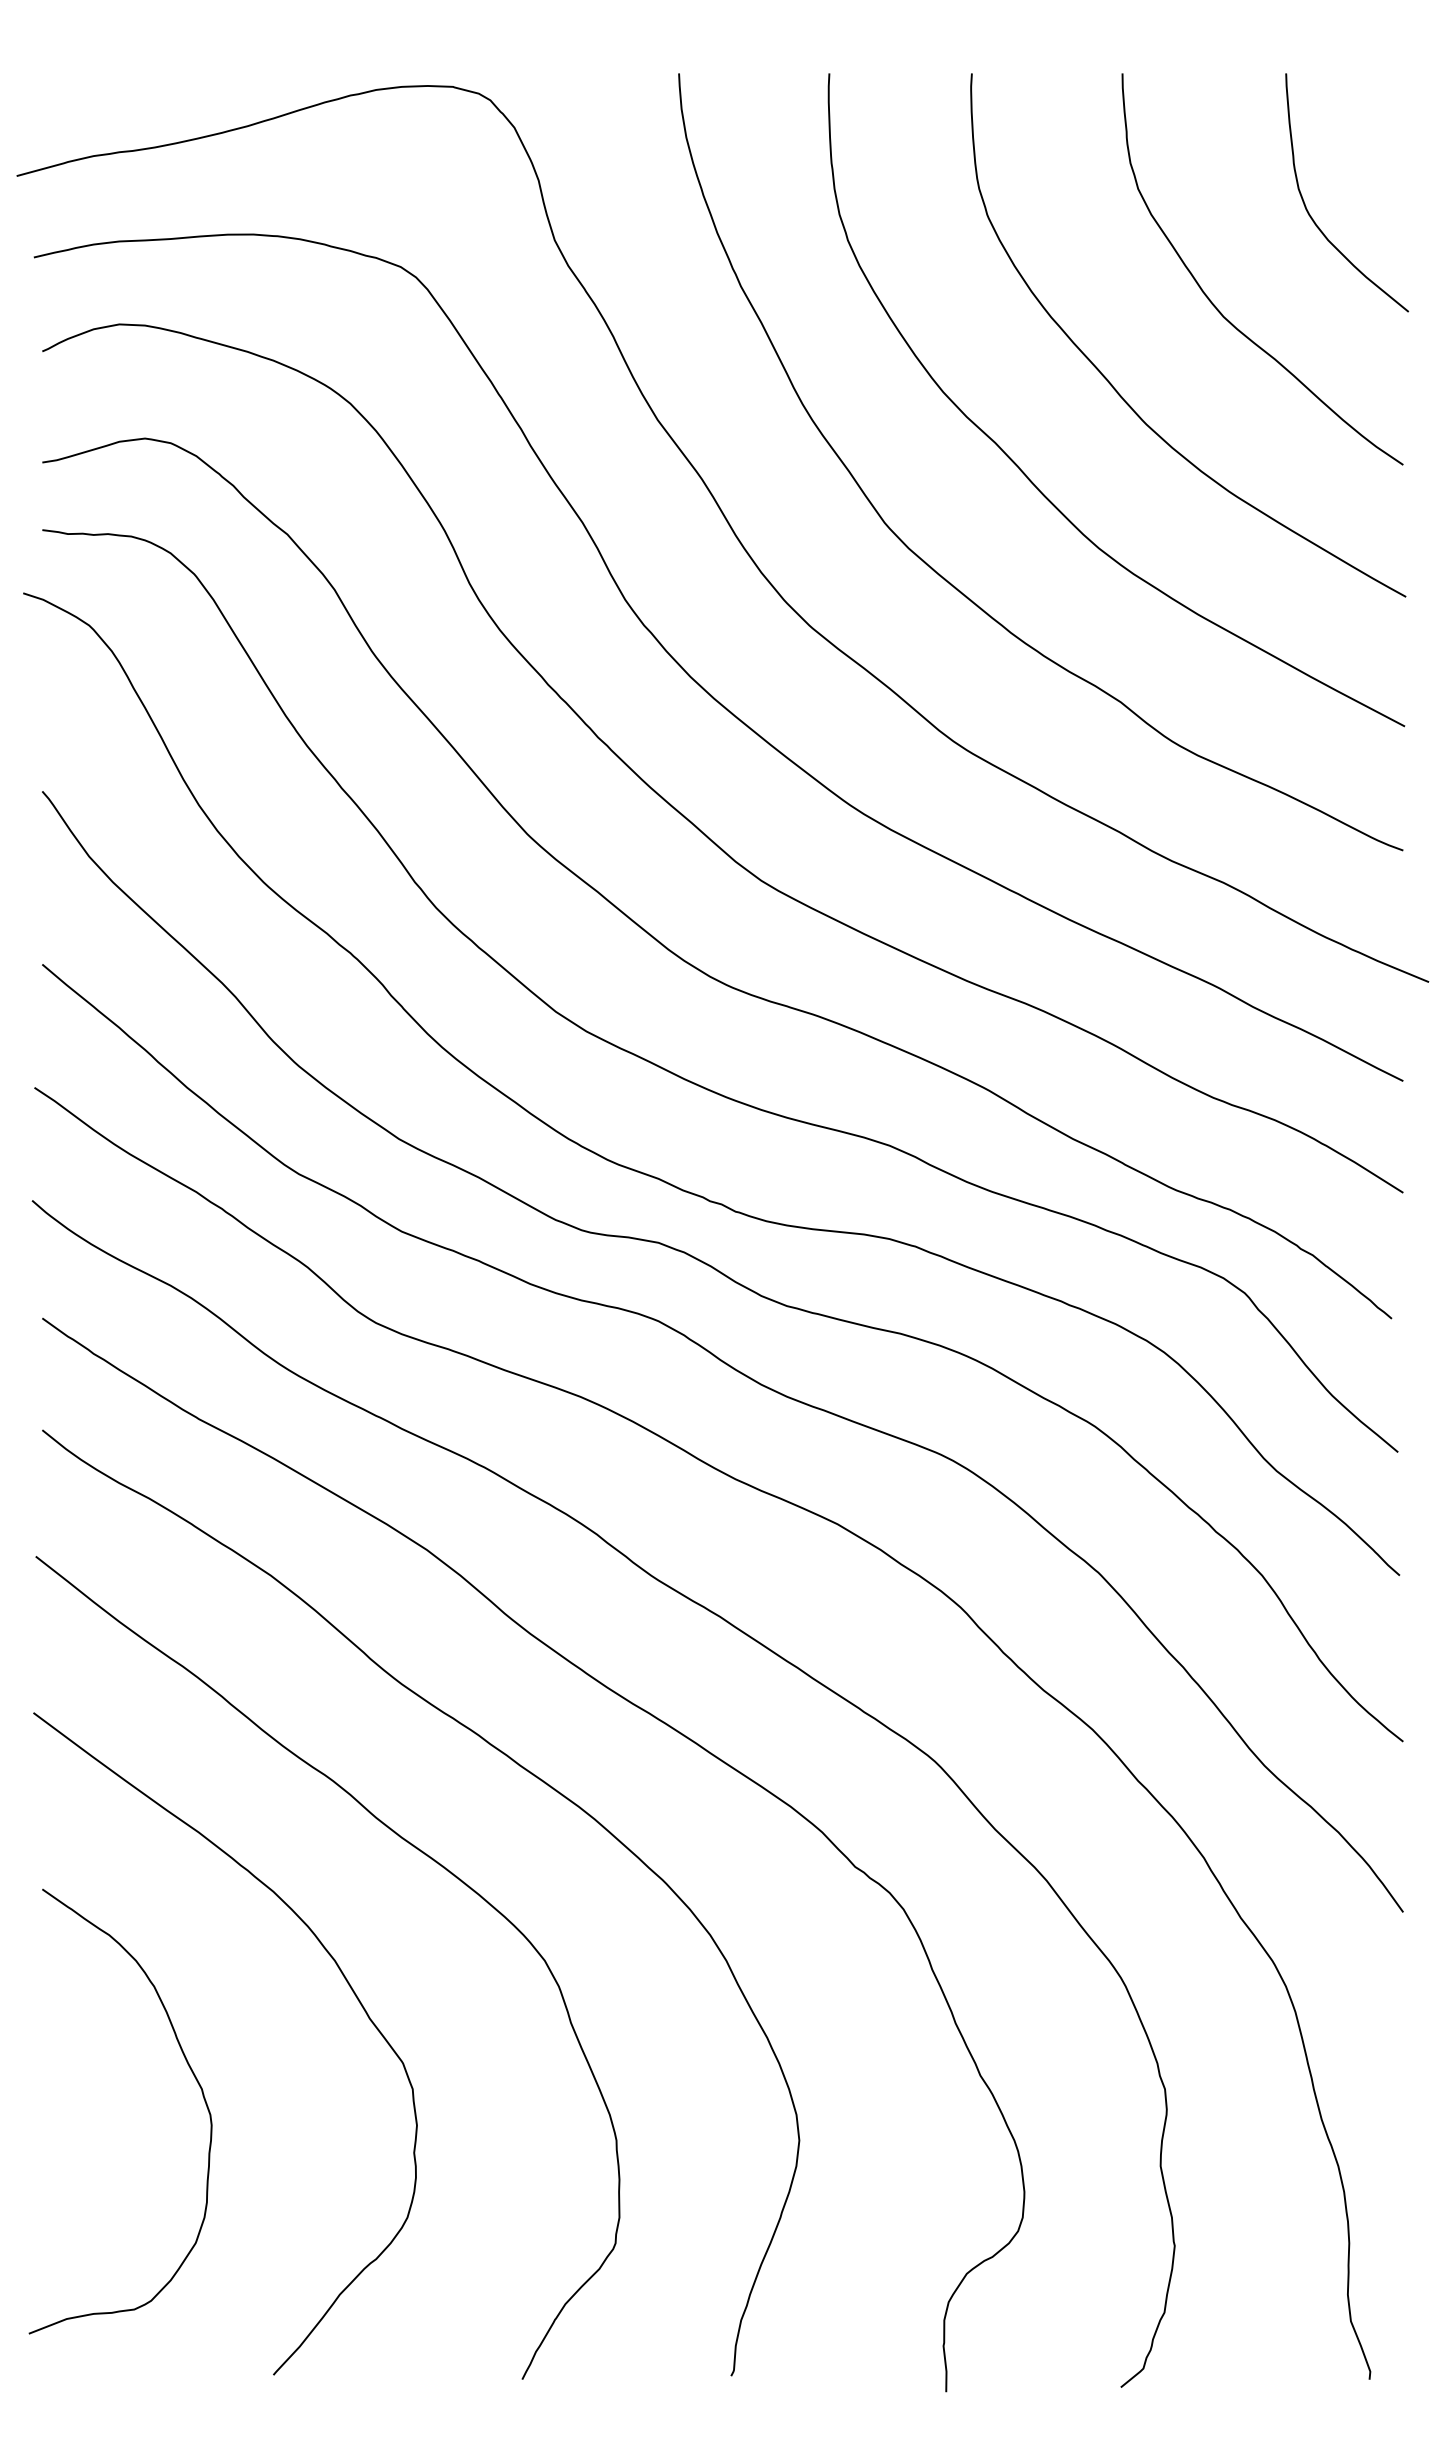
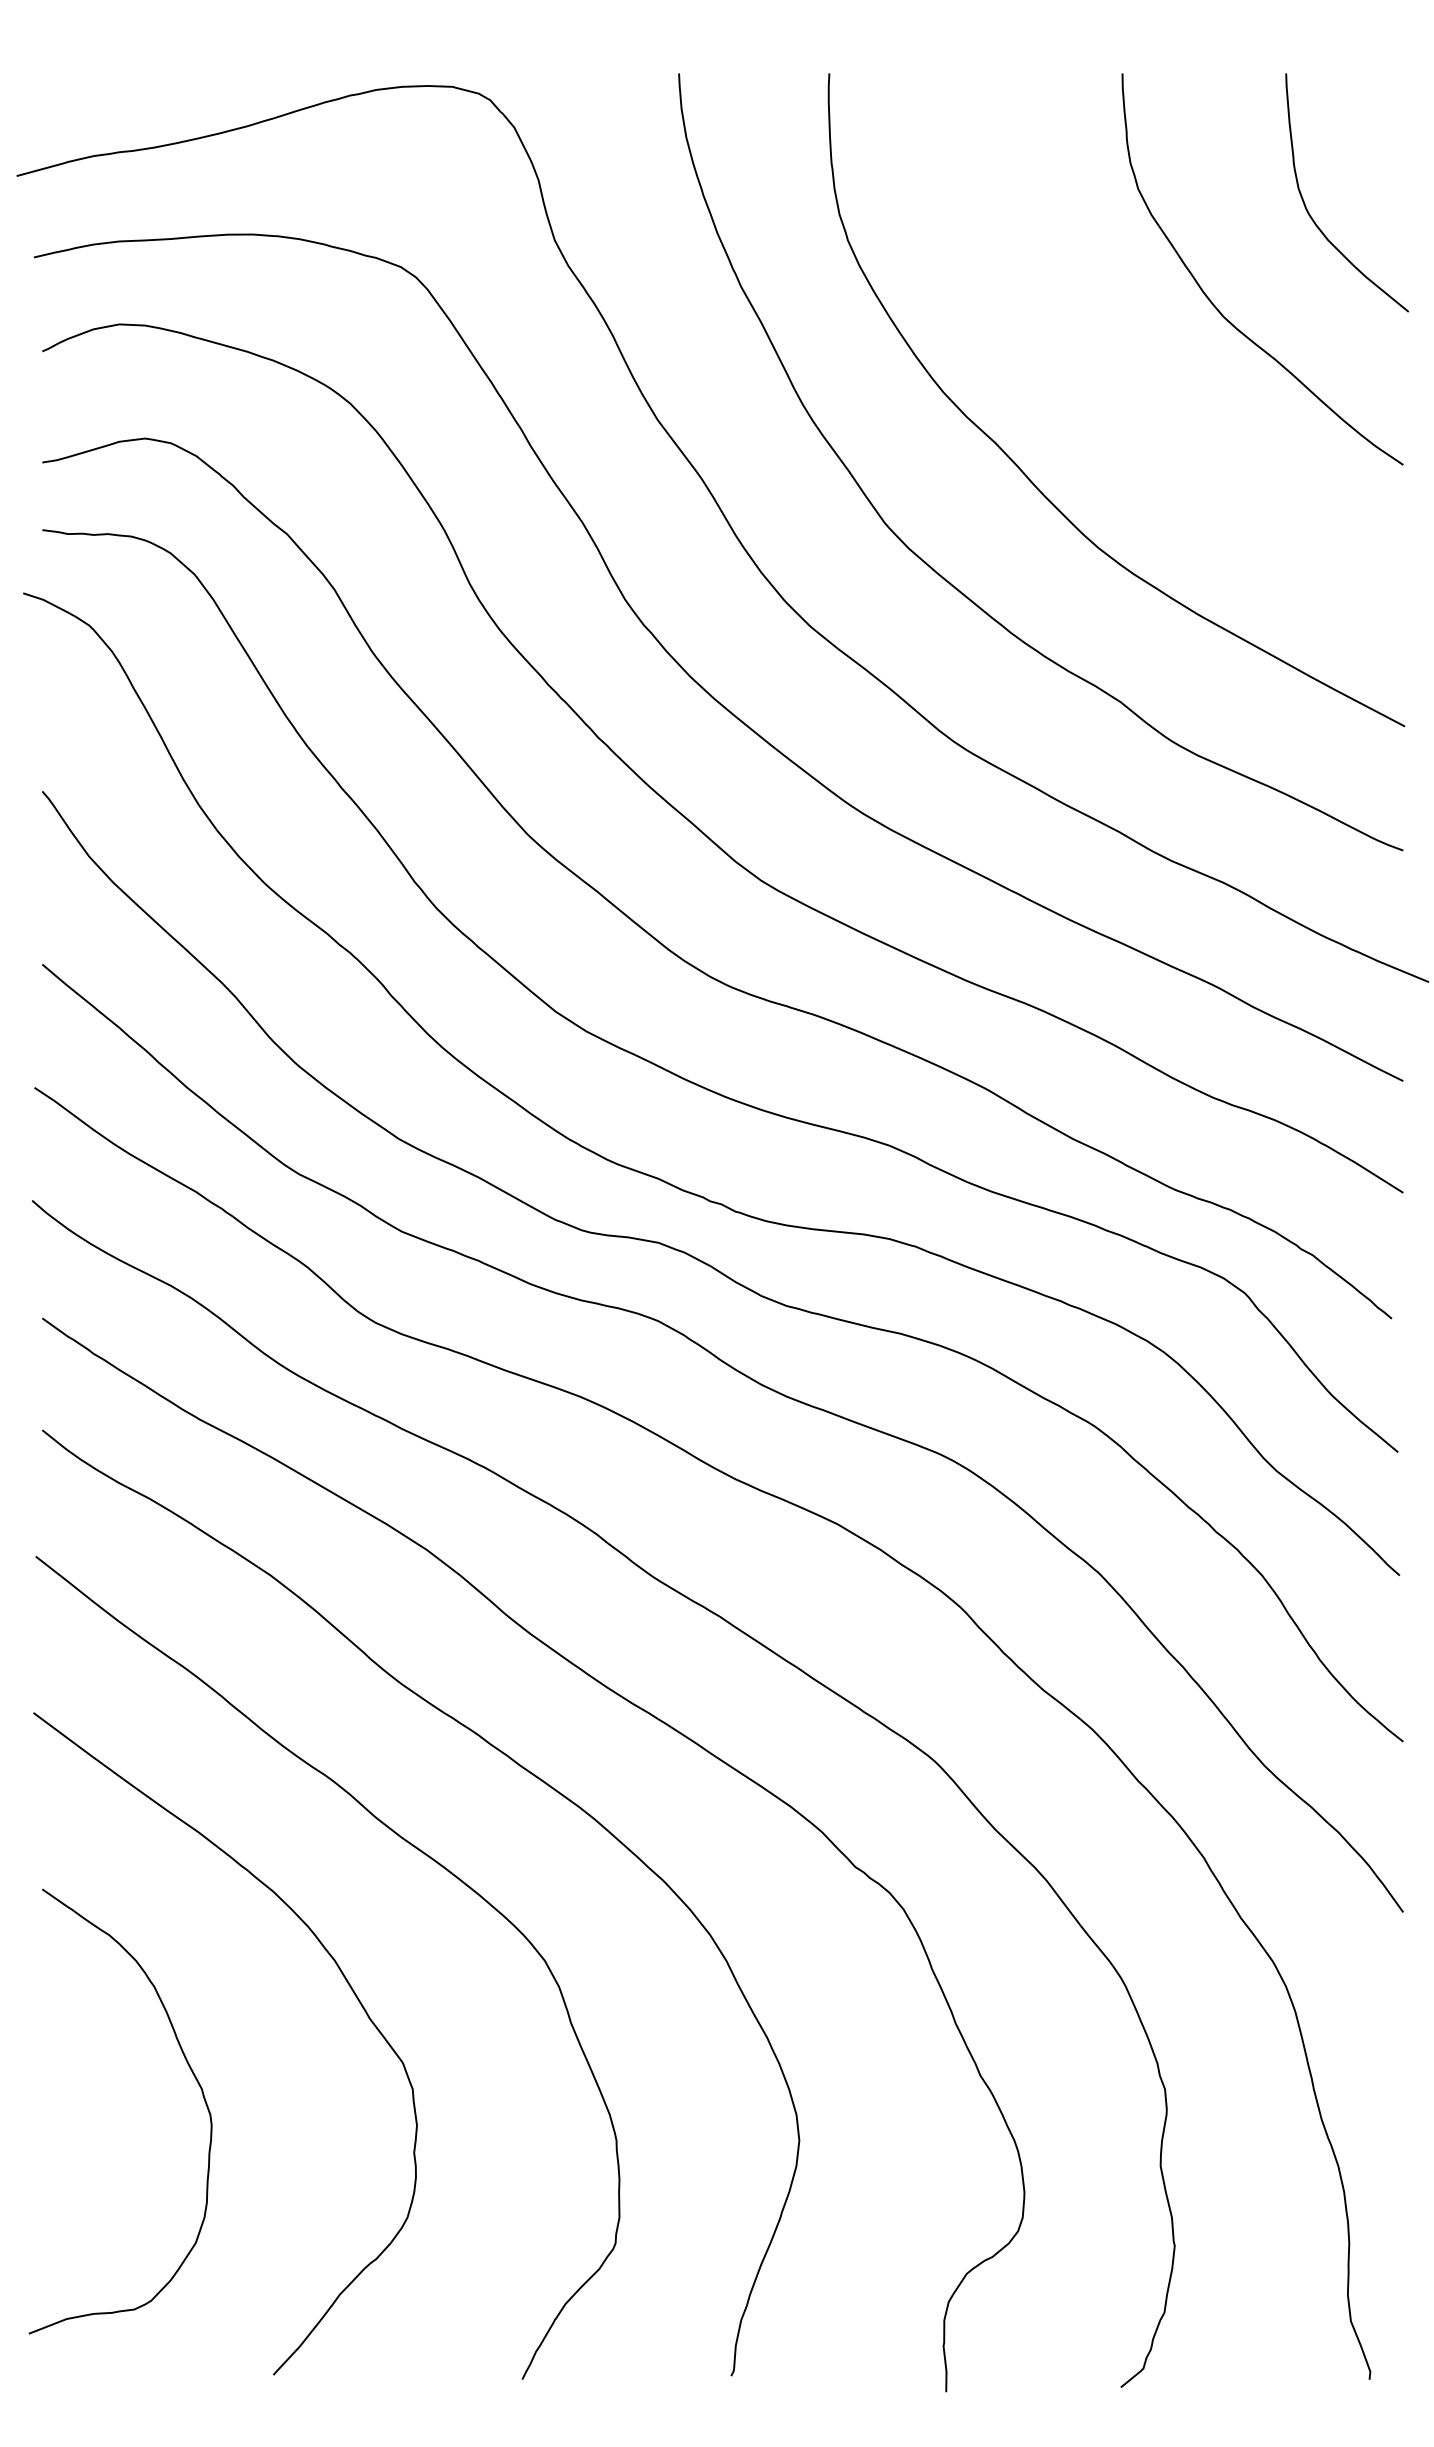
curve: present -> none (1117, 390)
